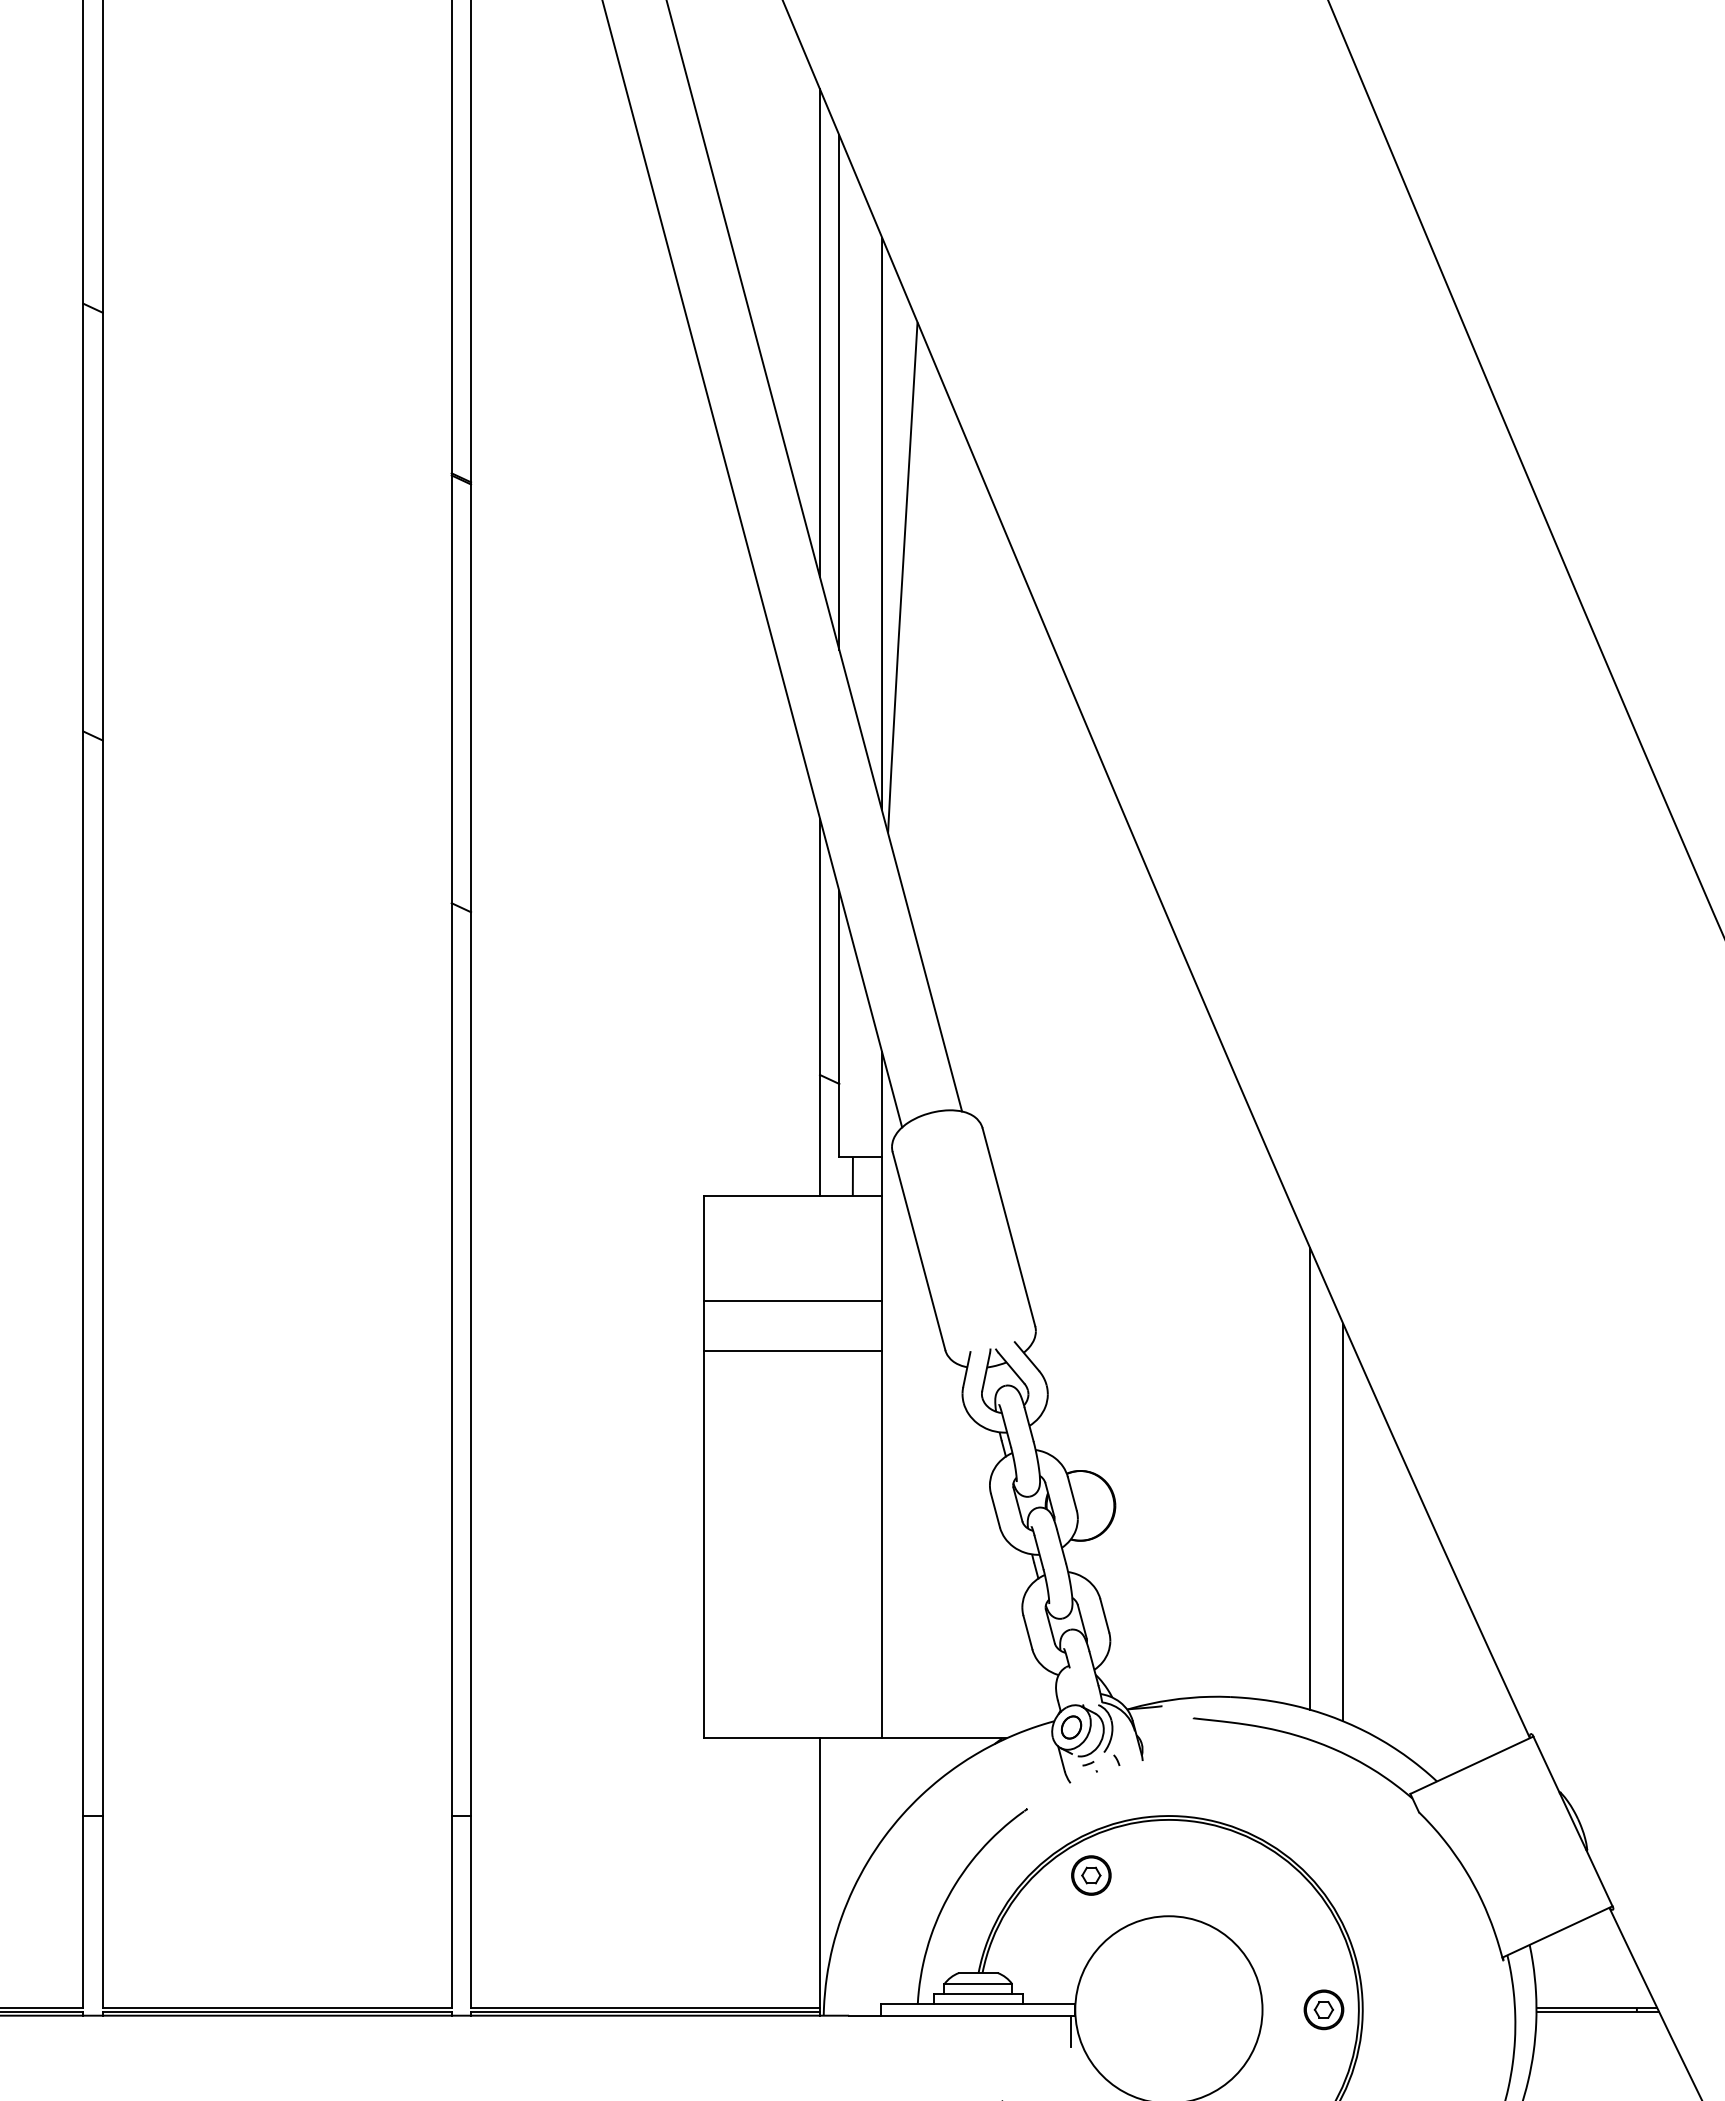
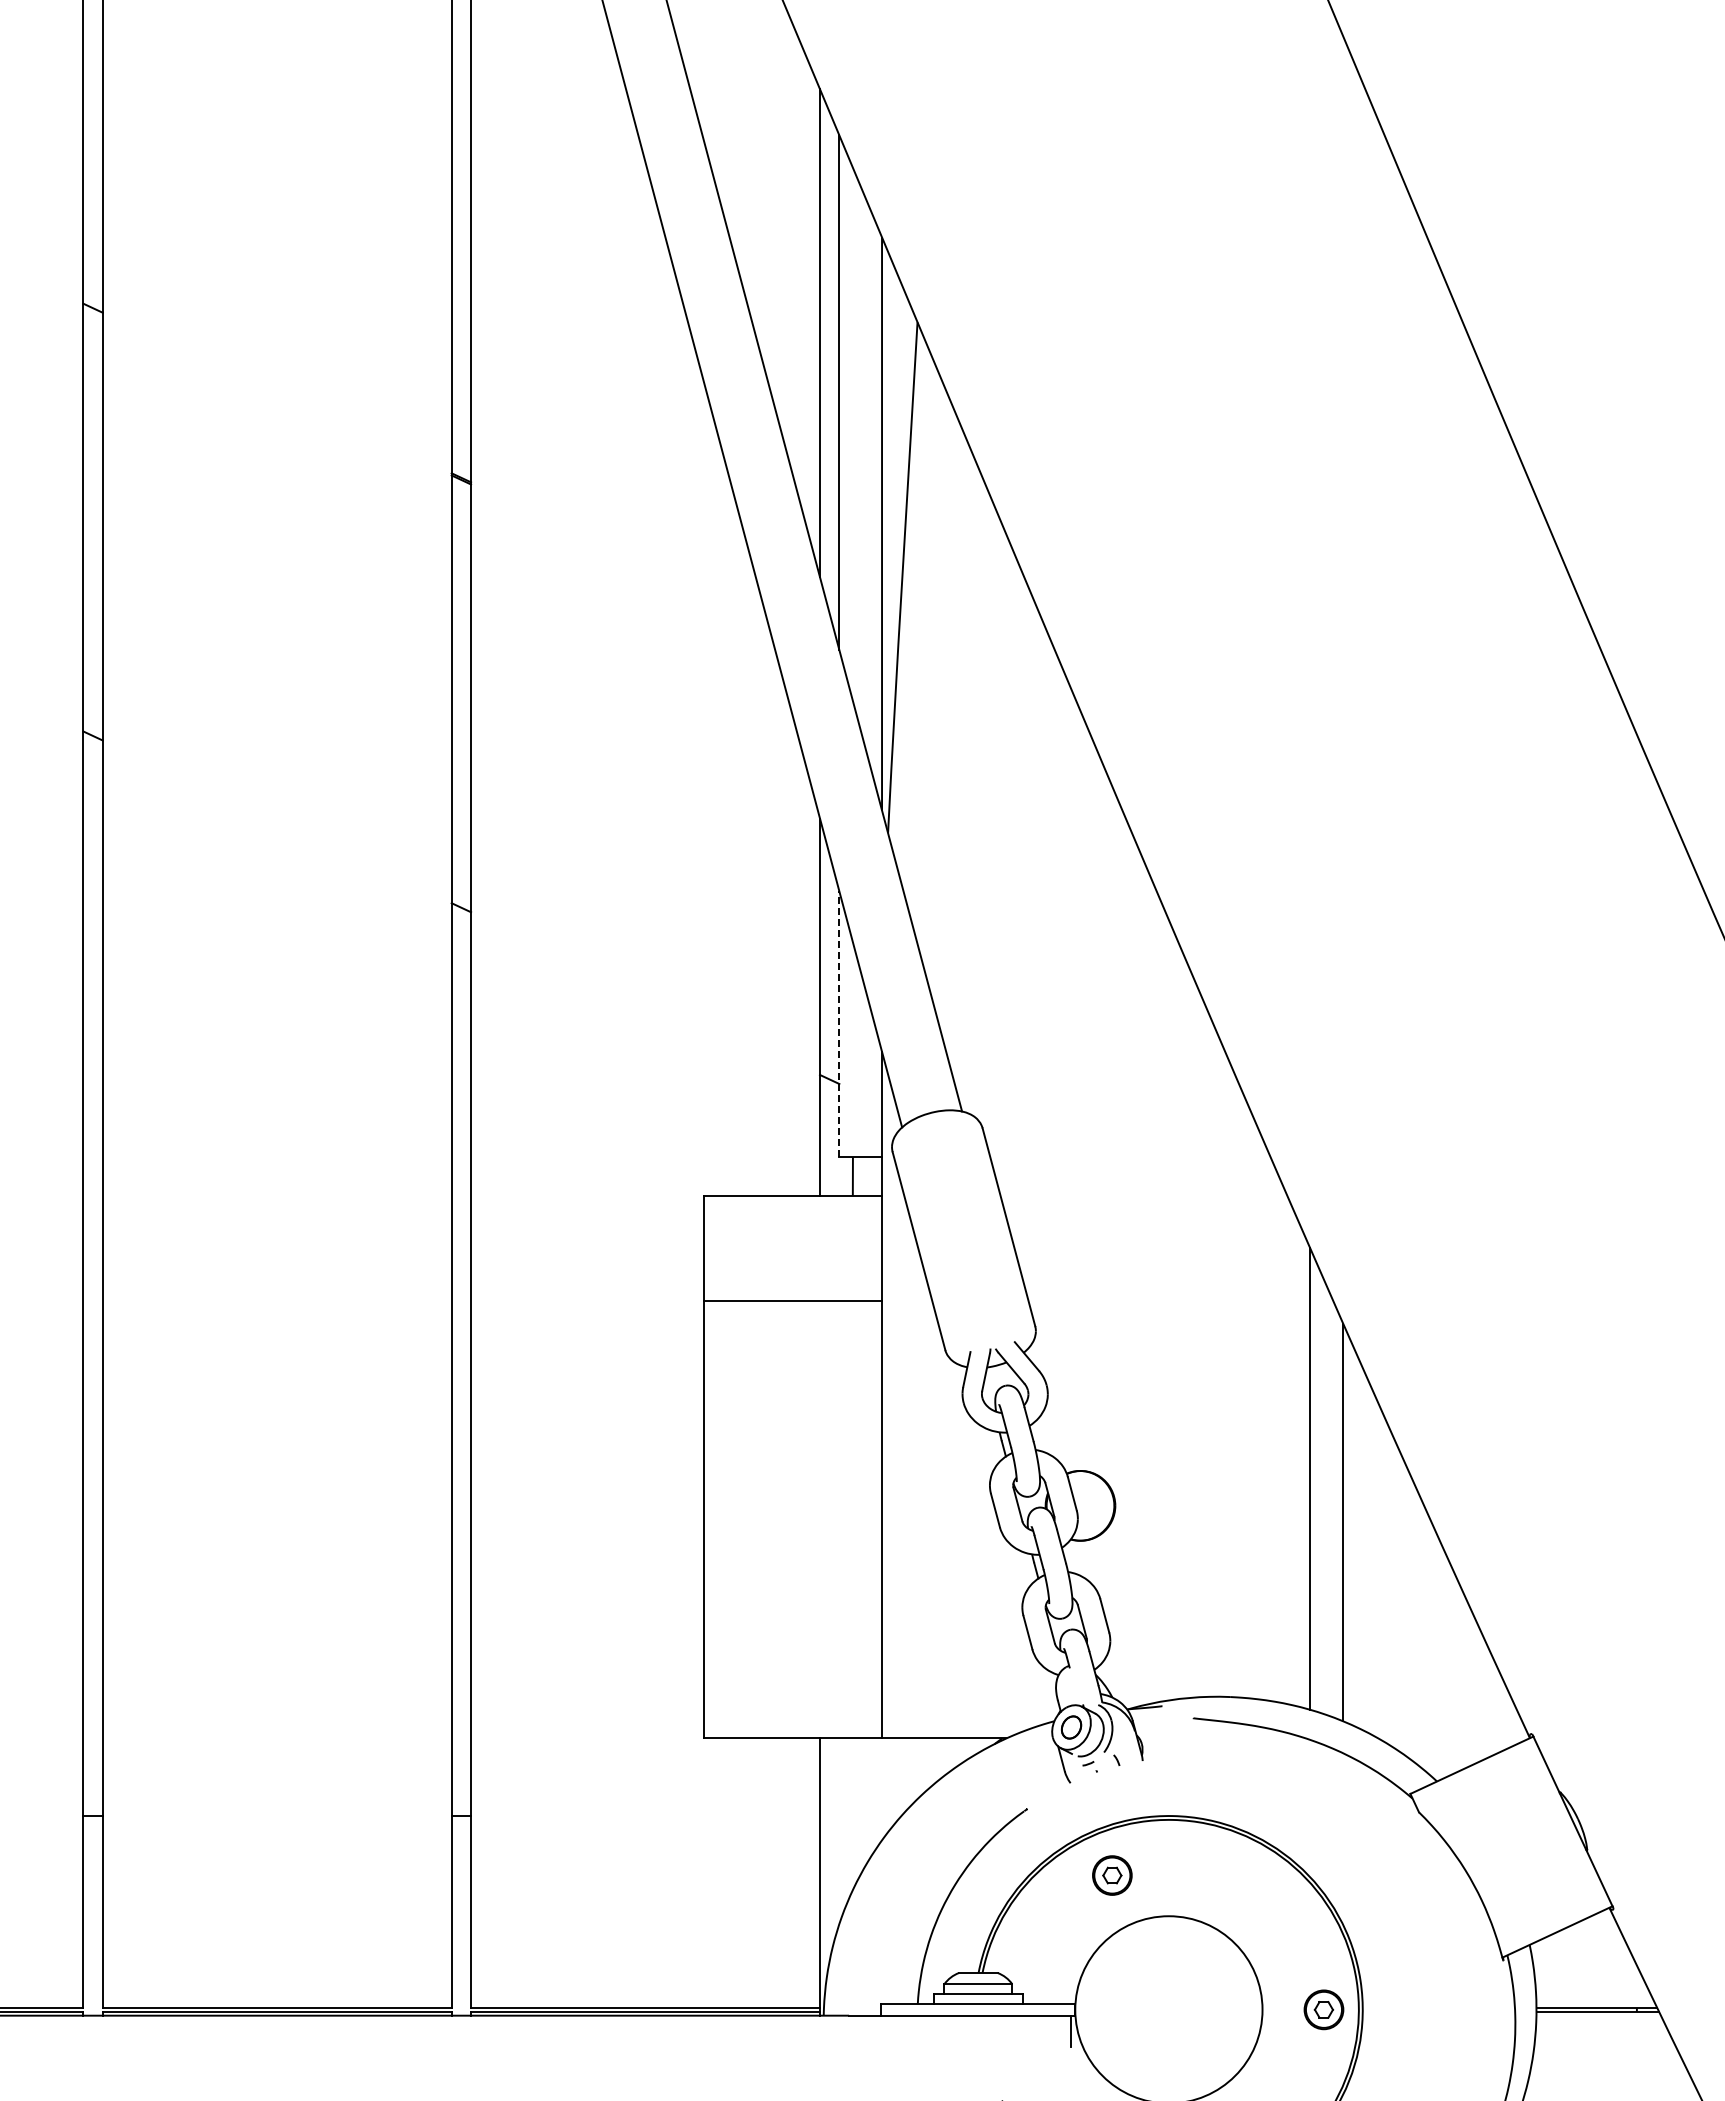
line: solid -> dashed (839, 1024)
line: present -> none (792, 1350)
part position: (1091, 1875) -> (1112, 1875) (1112, 1875)
